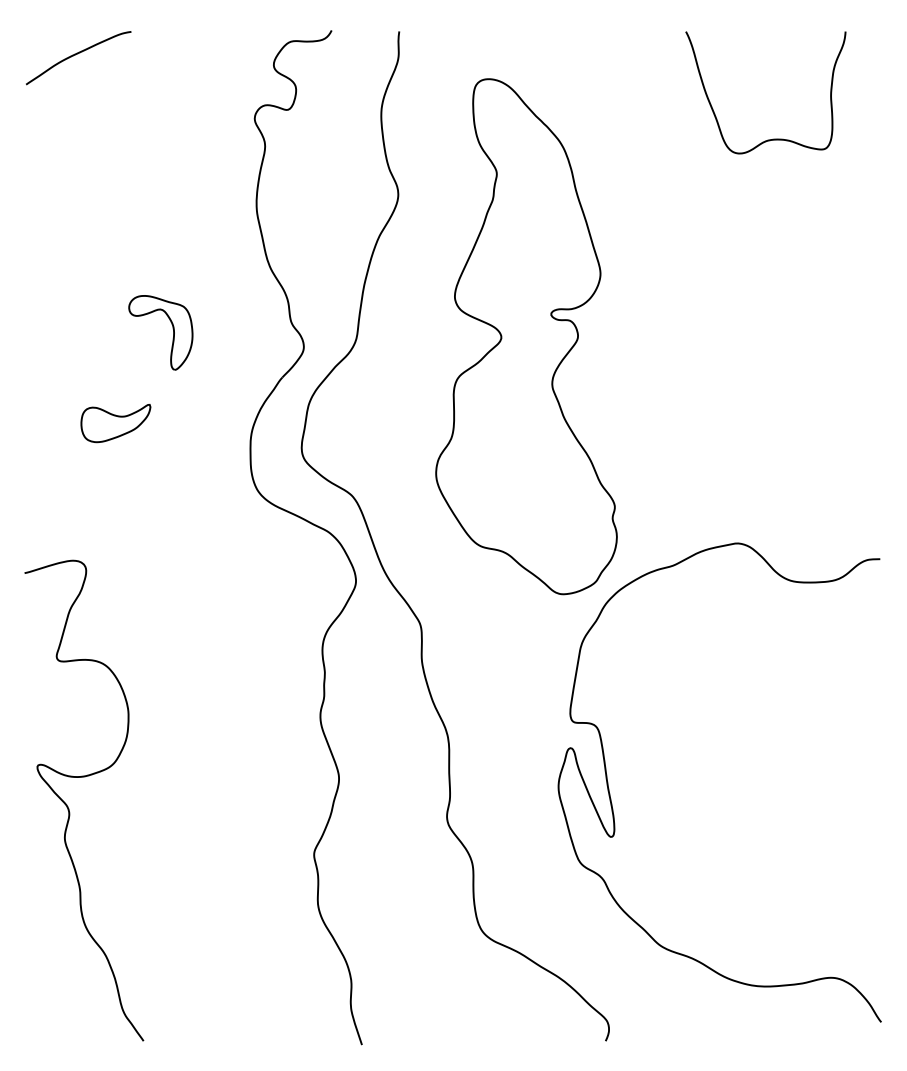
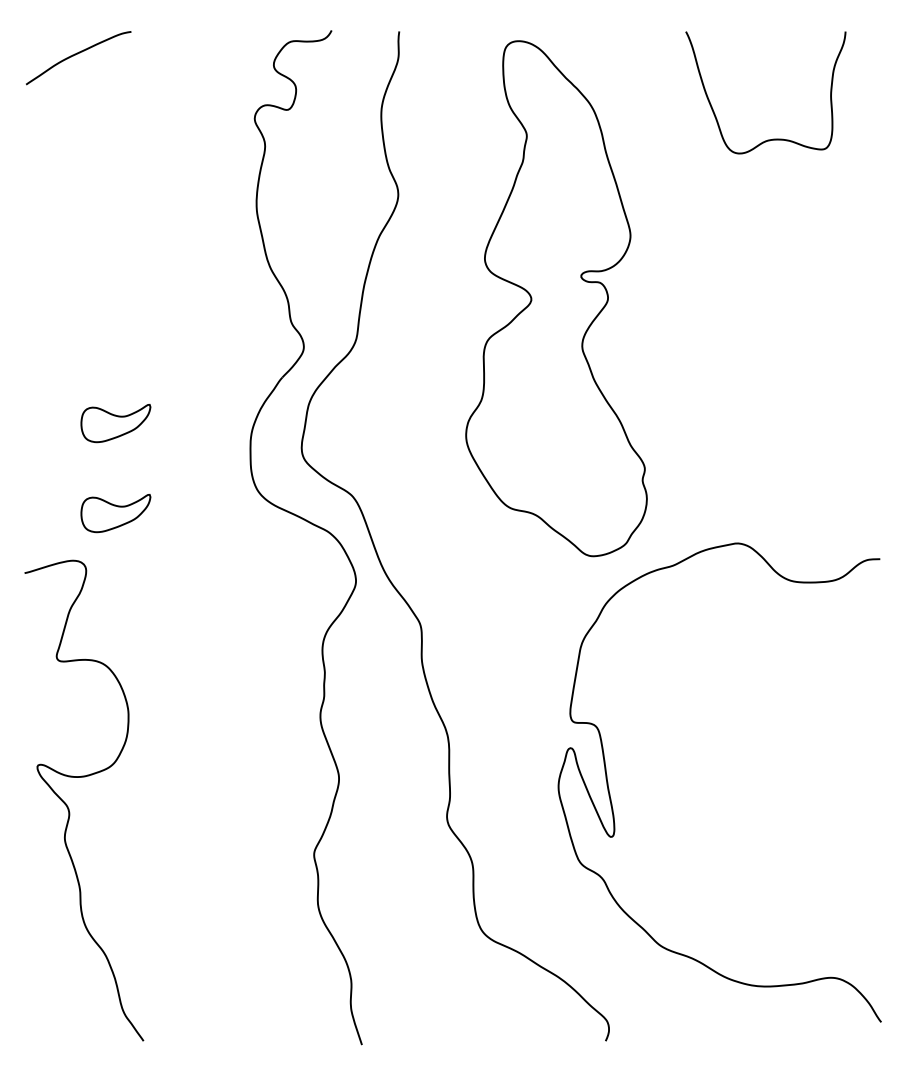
part: present -> none (172, 328)
part position: (526, 336) -> (556, 298) (556, 298)
part: none -> present (115, 513)
